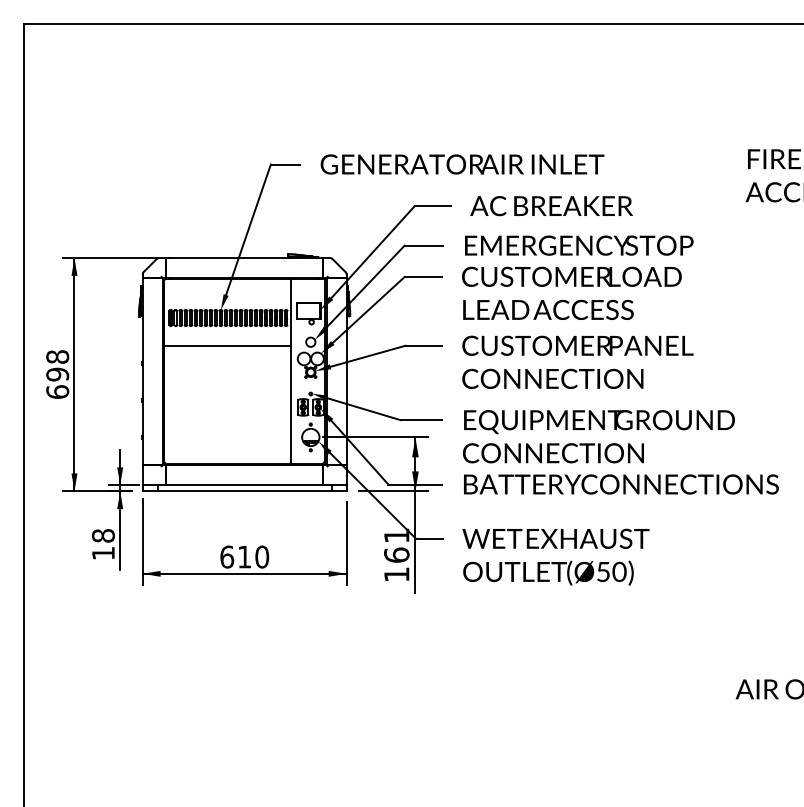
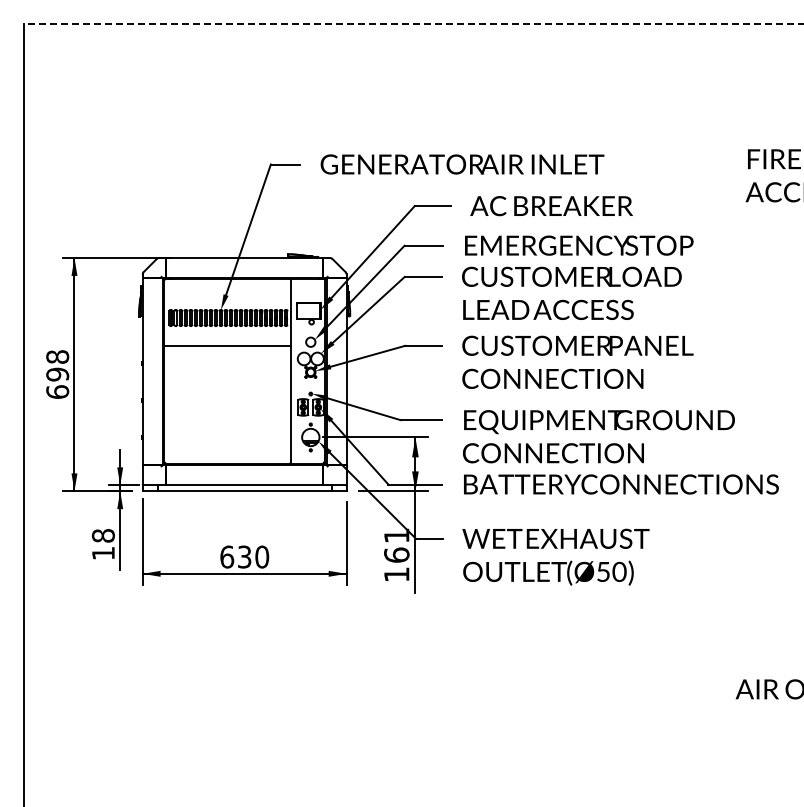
line: solid -> dashed (413, 24)
text: 610 -> 630 (244, 556)
